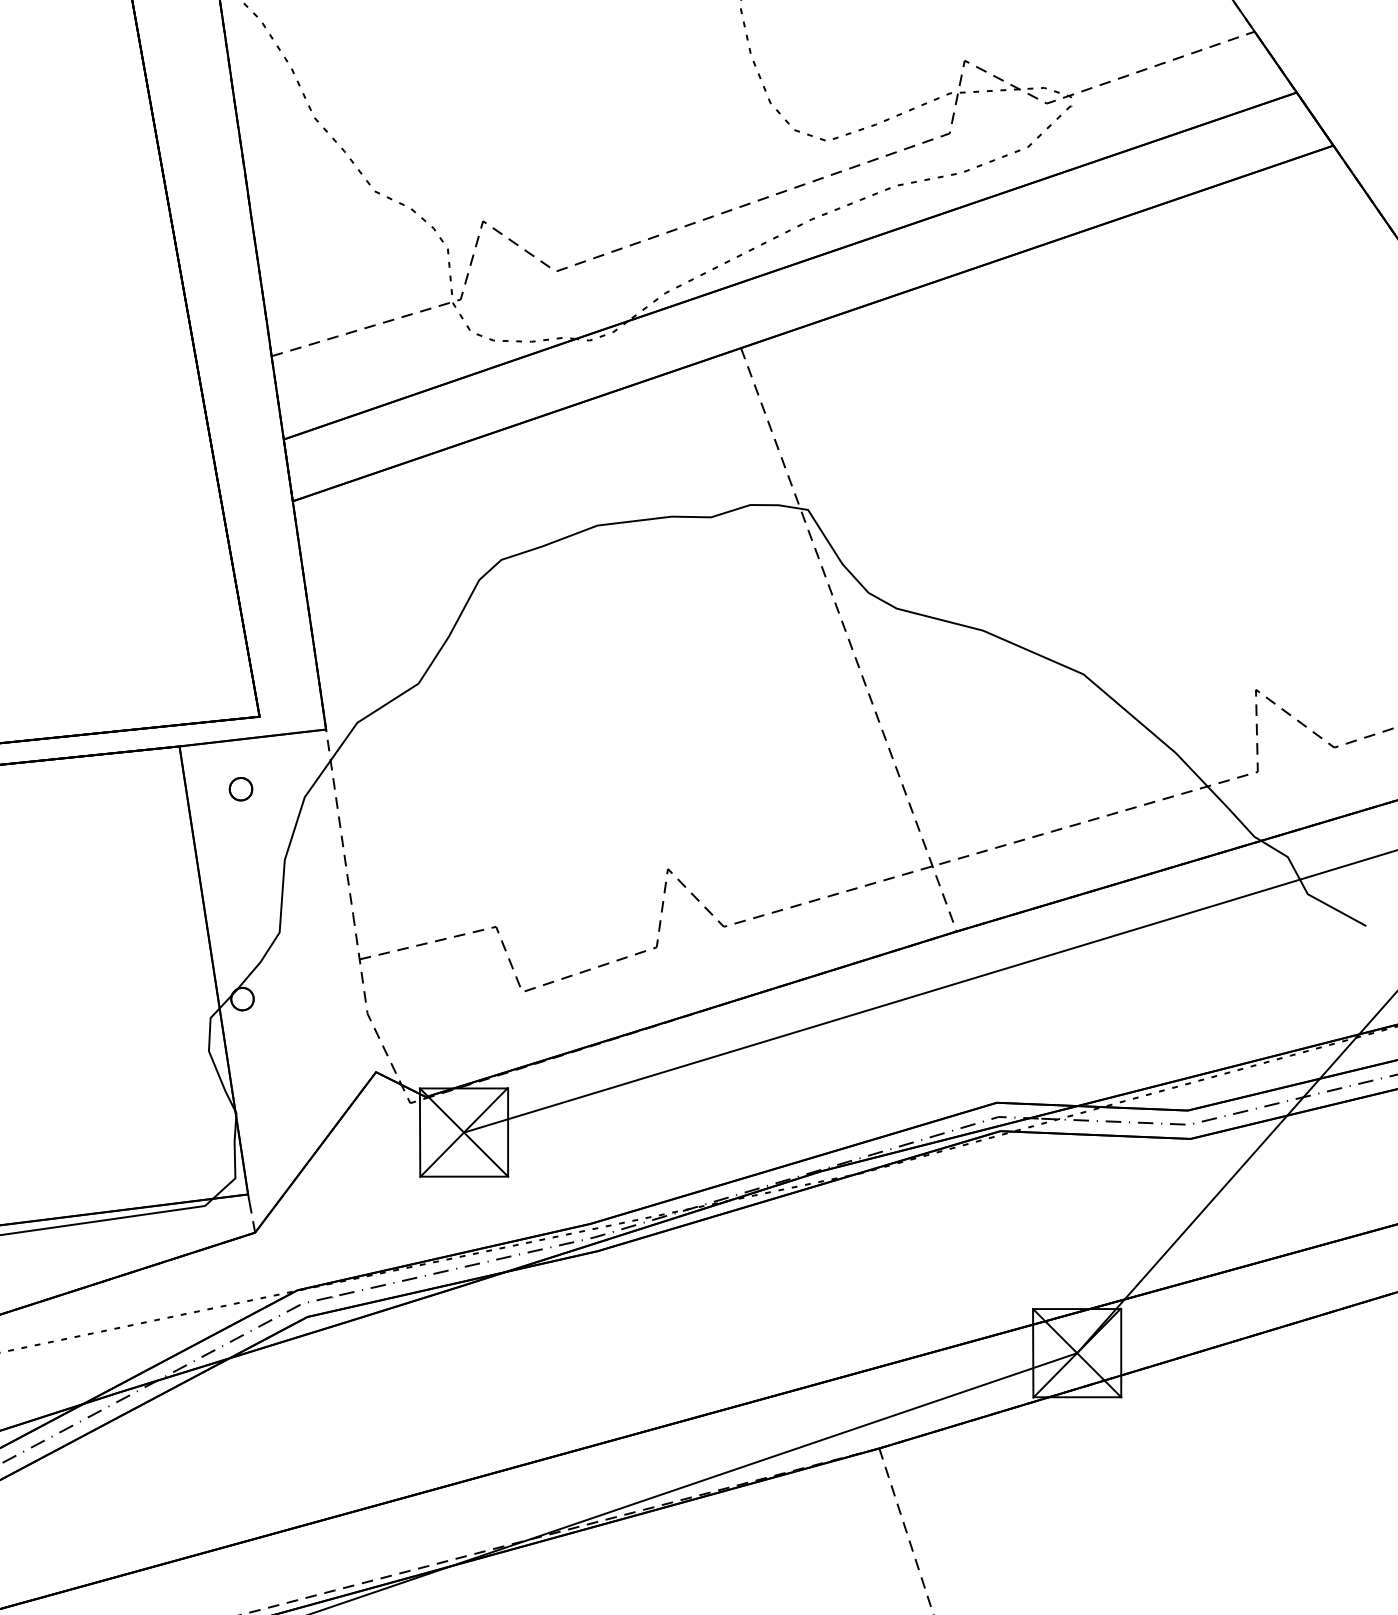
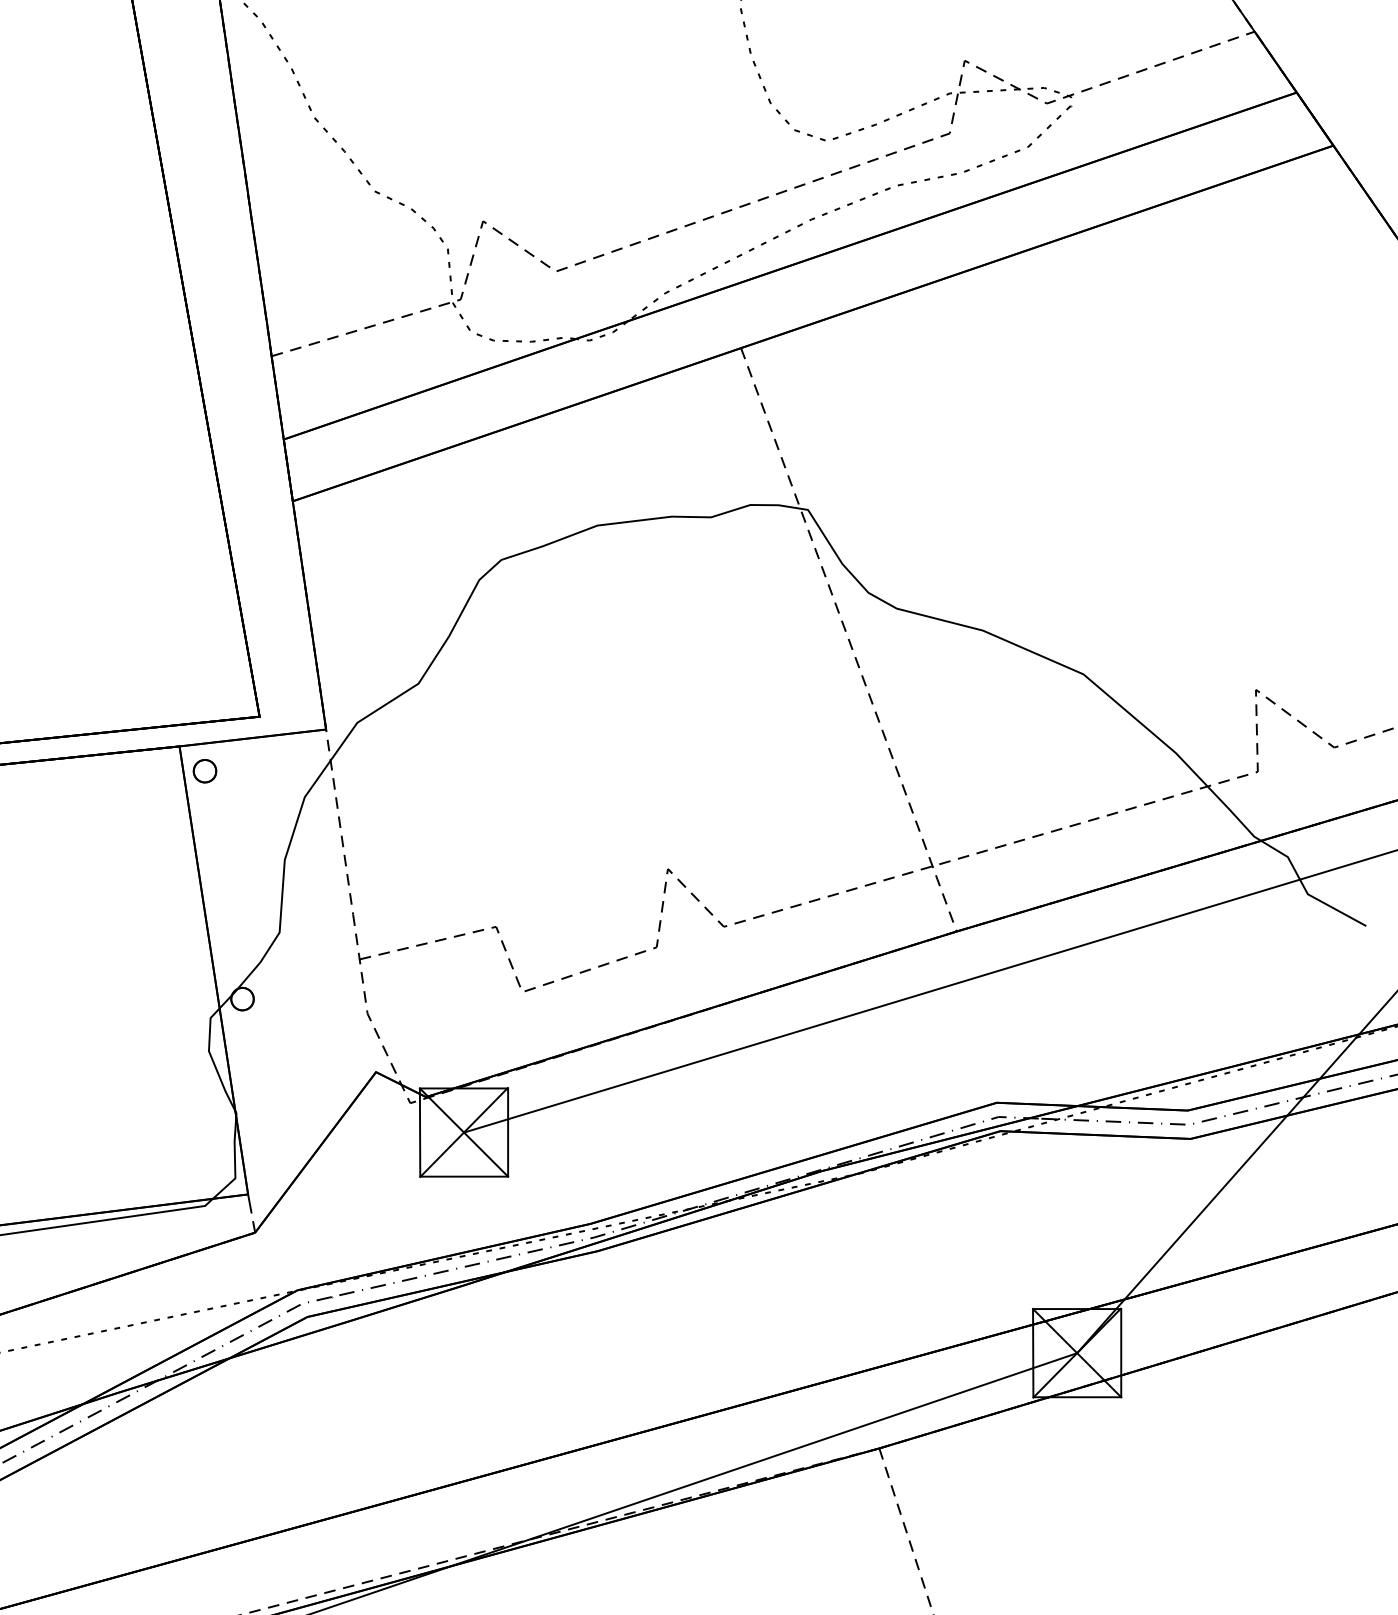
part position: (240, 789) -> (204, 771) (204, 771)
